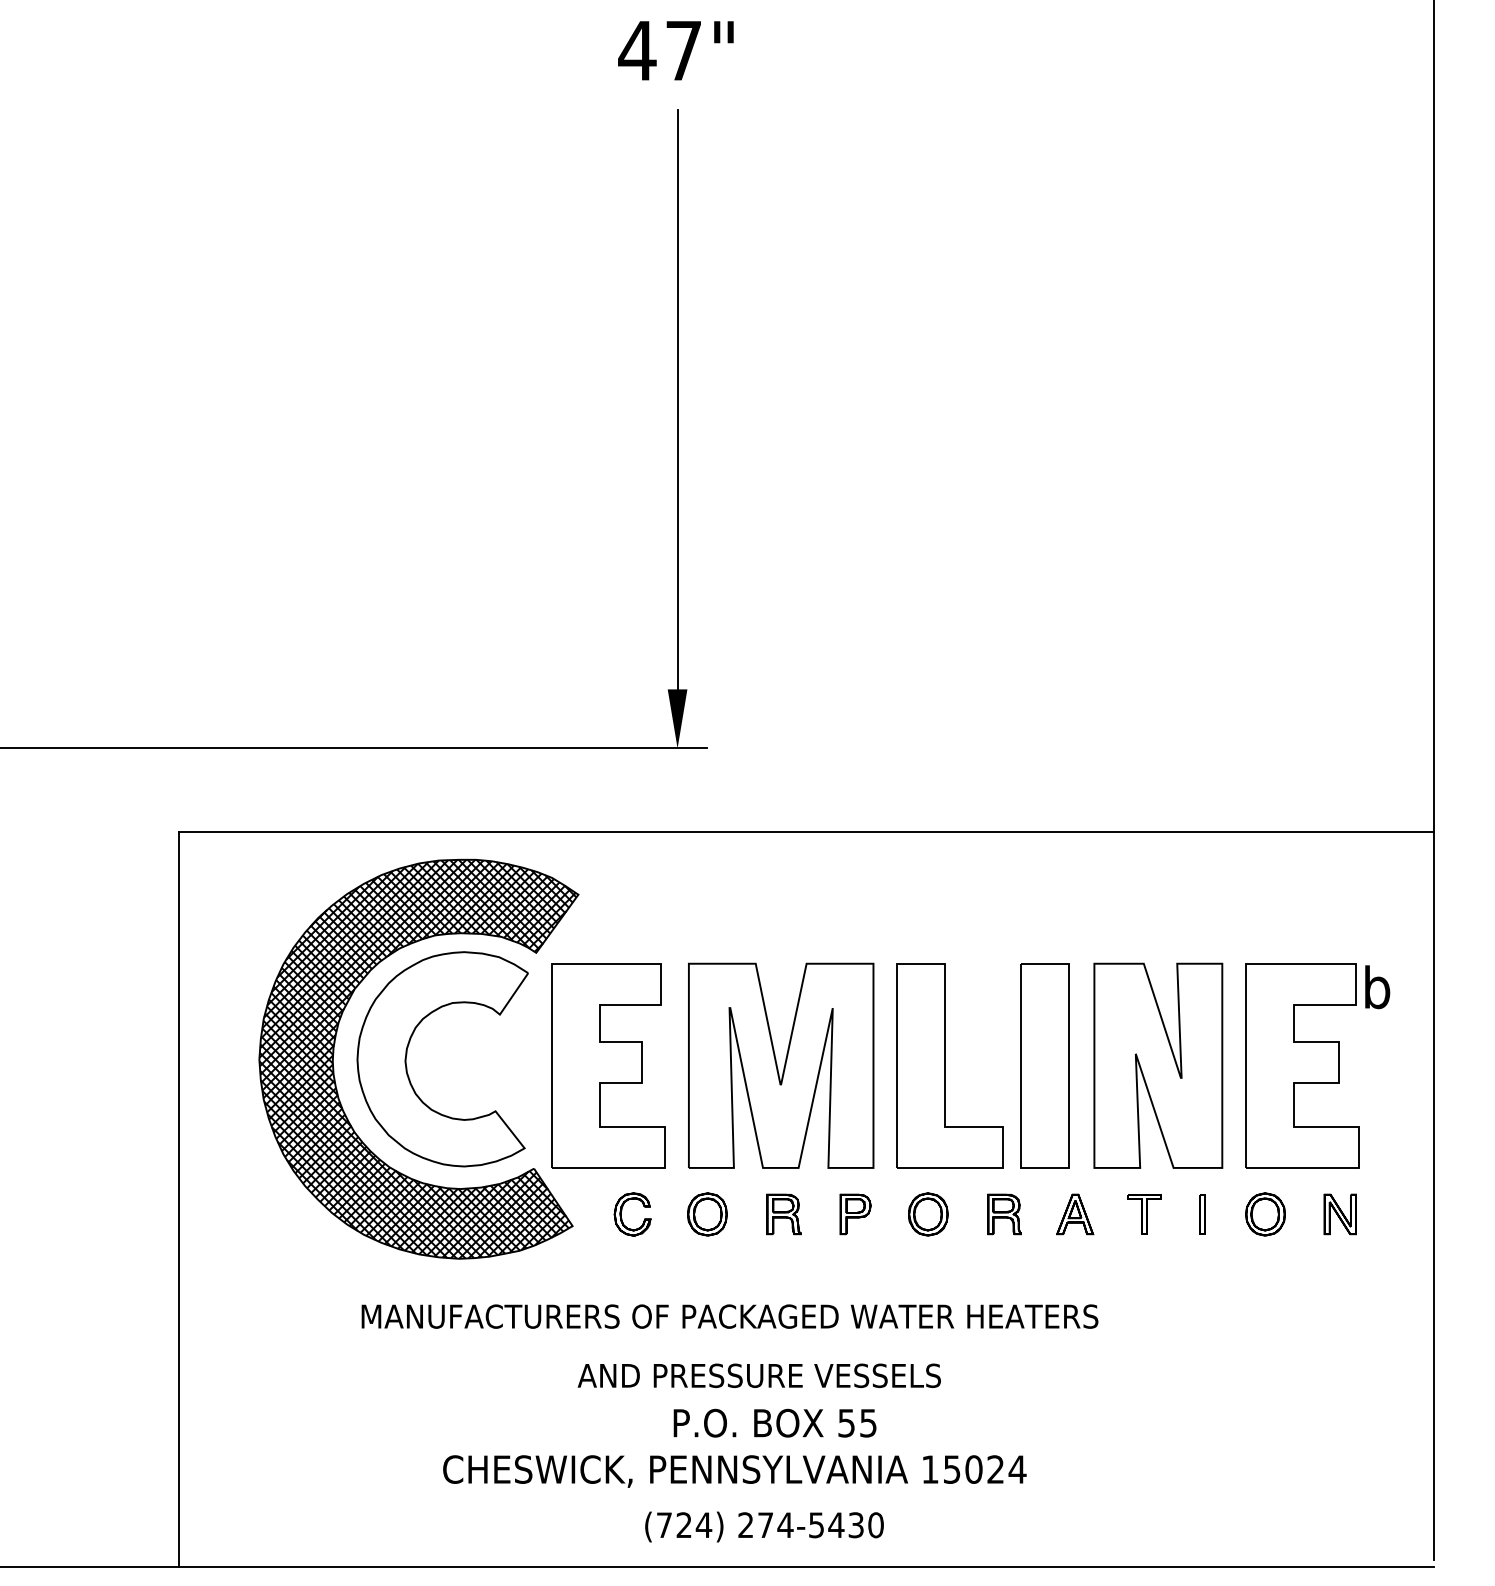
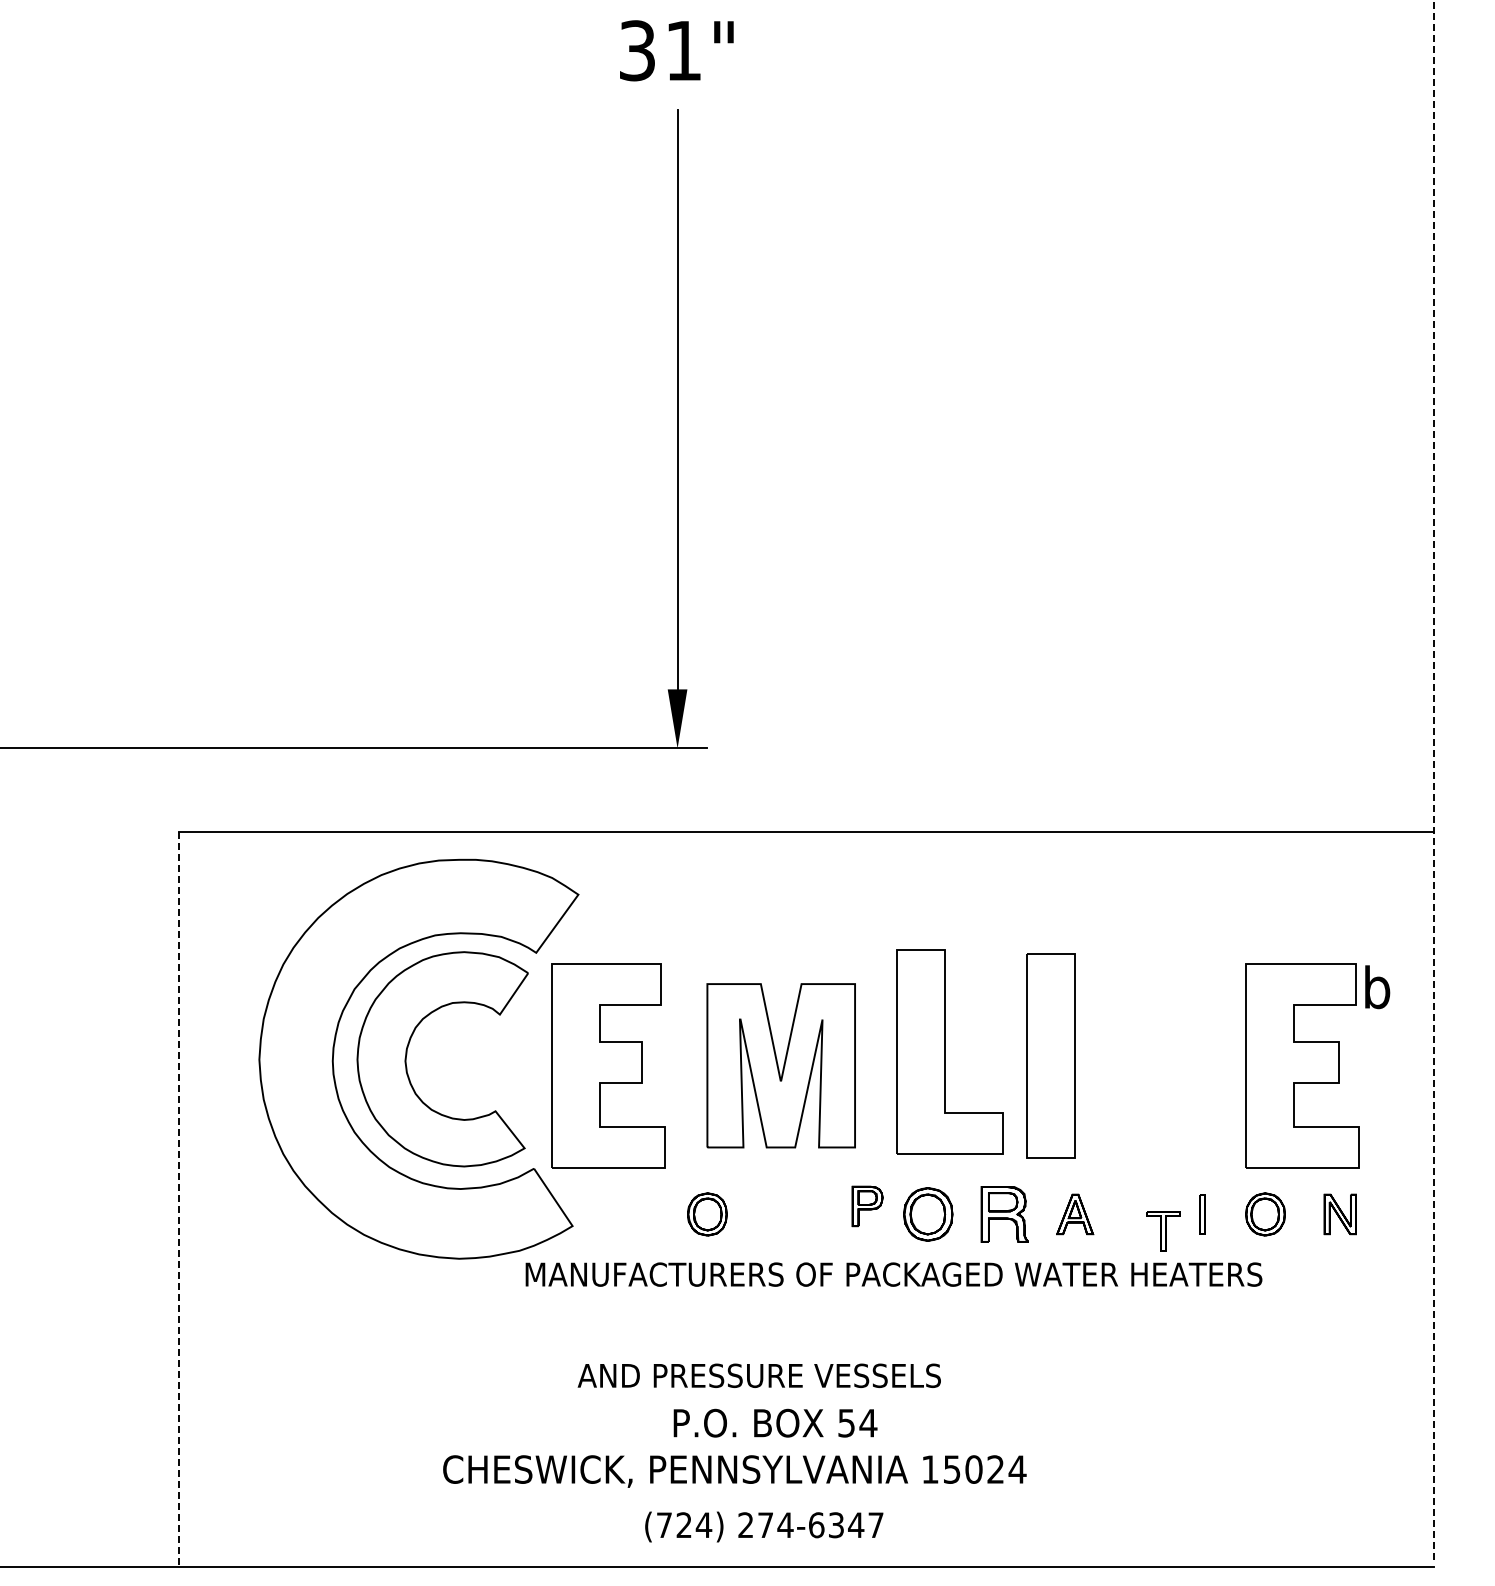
text: 47" -> 31" (659, 50)
line: solid -> dashed (1433, 779)
hatch: present -> none (417, 1058)
part size: 187x207 px -> 150x166 px (780, 1065)
part position: (949, 1065) -> (949, 1051) (949, 1051)
part position: (1044, 1065) -> (1050, 1055) (1050, 1055)
part: present -> none (1158, 1065)
line: solid -> dashed (178, 1199)
part: present -> none (622, 1210)
part: present -> none (783, 1214)
part position: (855, 1214) -> (867, 1206) (867, 1206)
part size: 41x45 px -> 51x55 px (928, 1214)
part size: 35x43 px -> 49x57 px (1004, 1214)
part position: (1144, 1214) -> (1163, 1231) (1163, 1231)
text position: (729, 1316) -> (893, 1274) (893, 1274)
text: 55 -> 54 (868, 1423)
text: 274-5430 -> 274-6347 (846, 1525)
